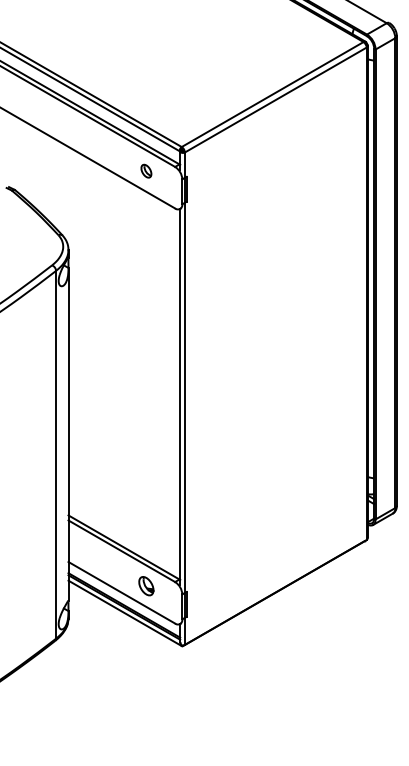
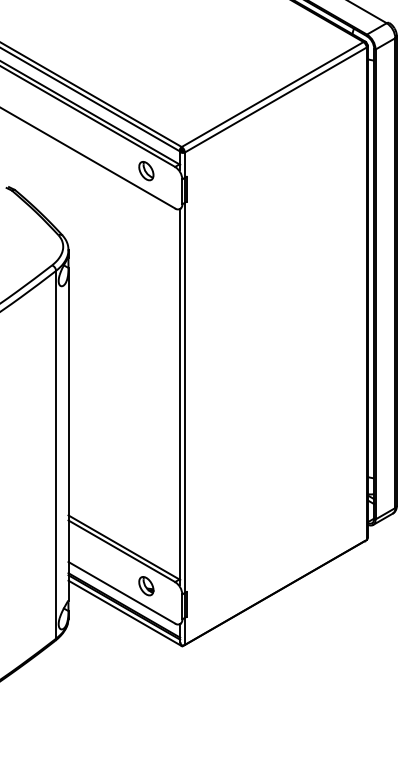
part size: 13x16 px -> 17x21 px (146, 171)
